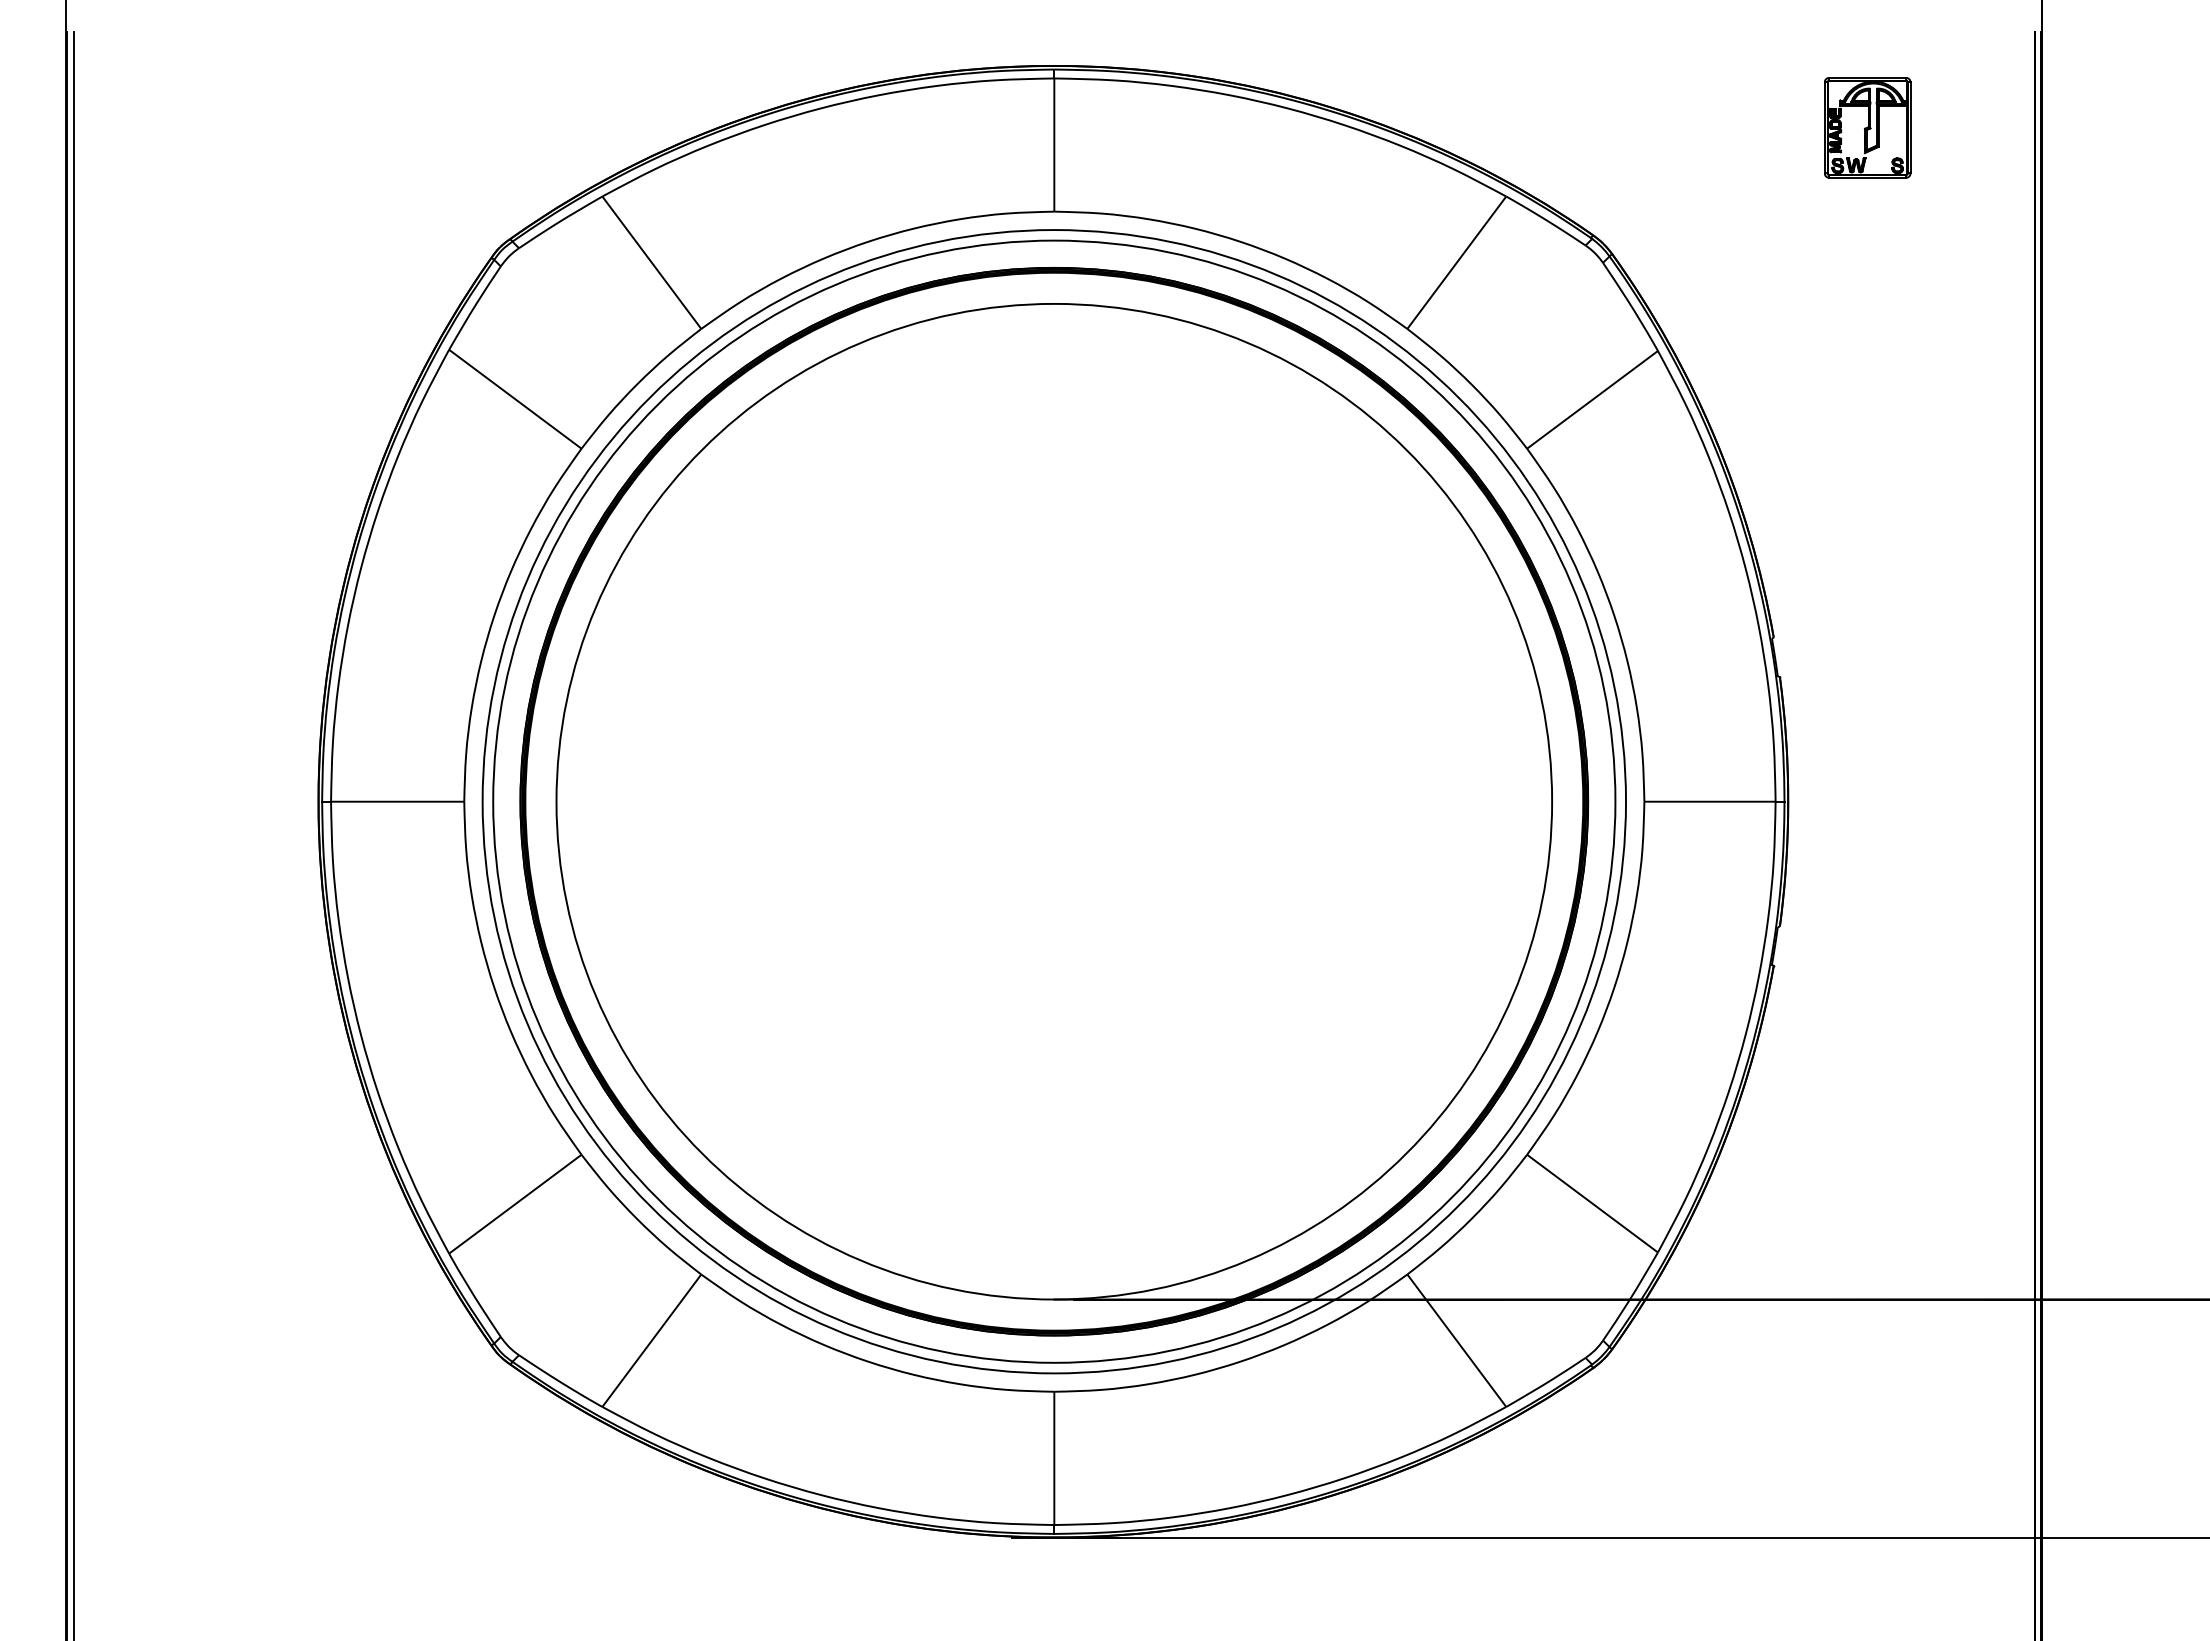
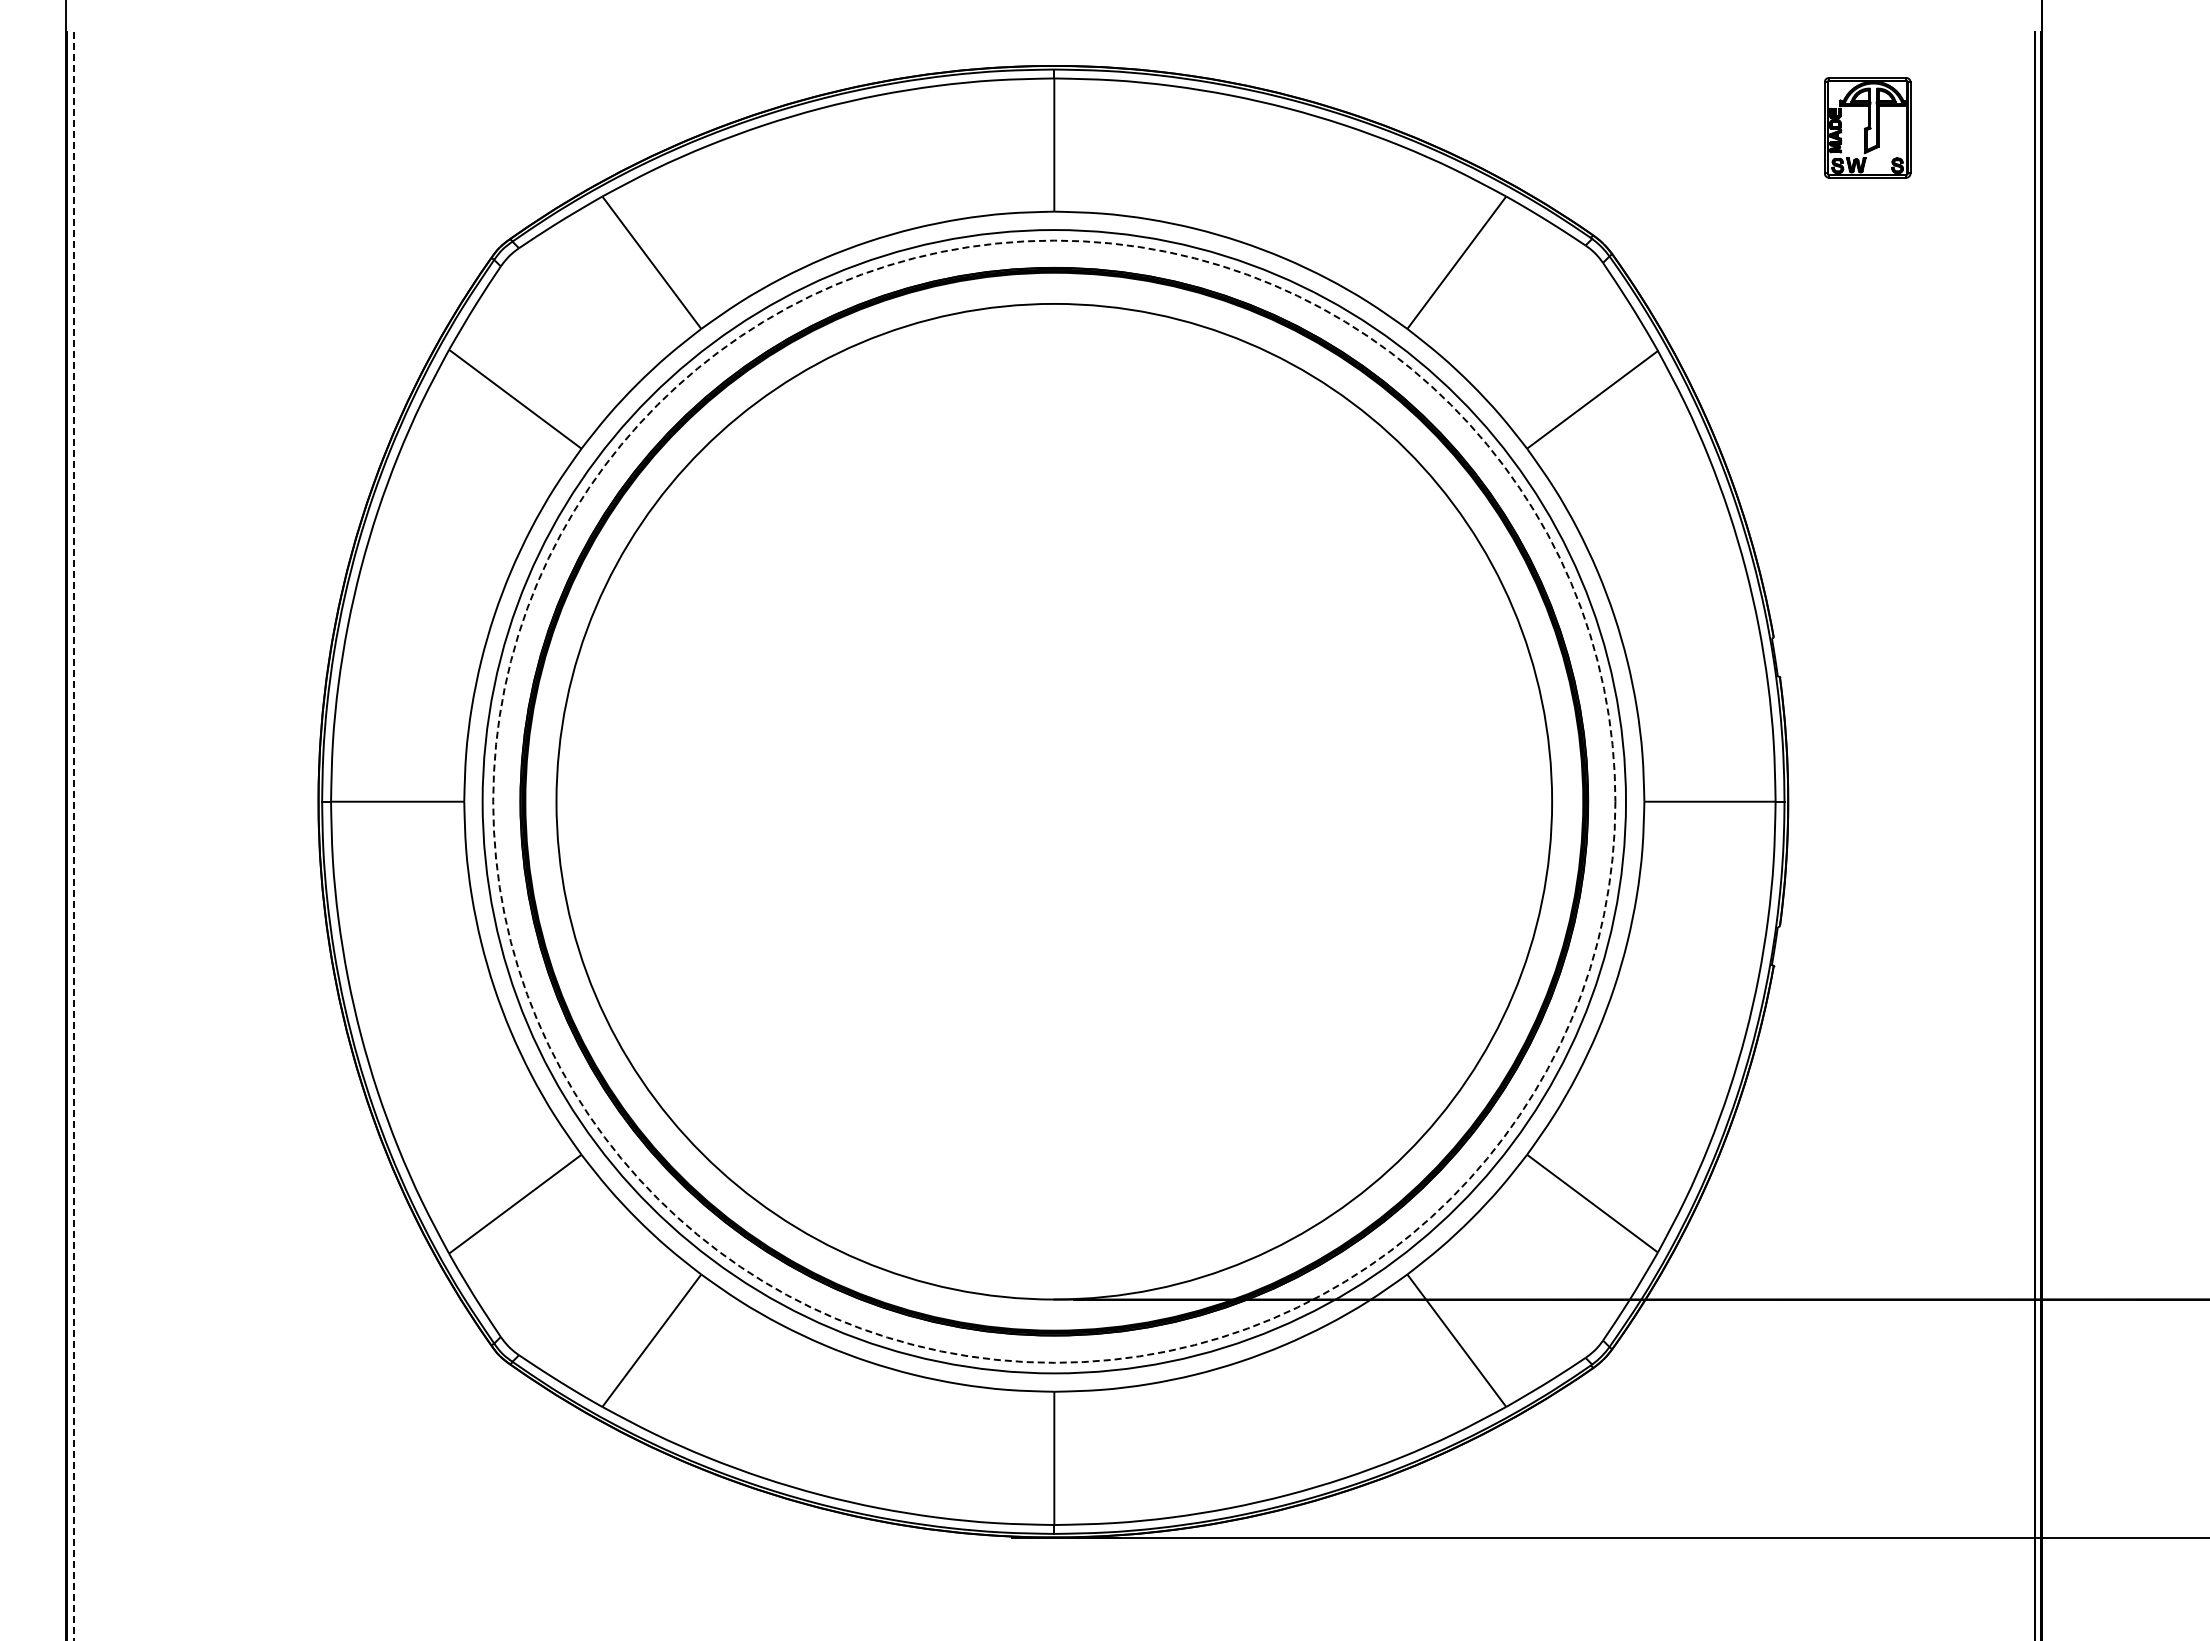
circle: solid -> dashed (1054, 801)
line: solid -> dashed (73, 837)
